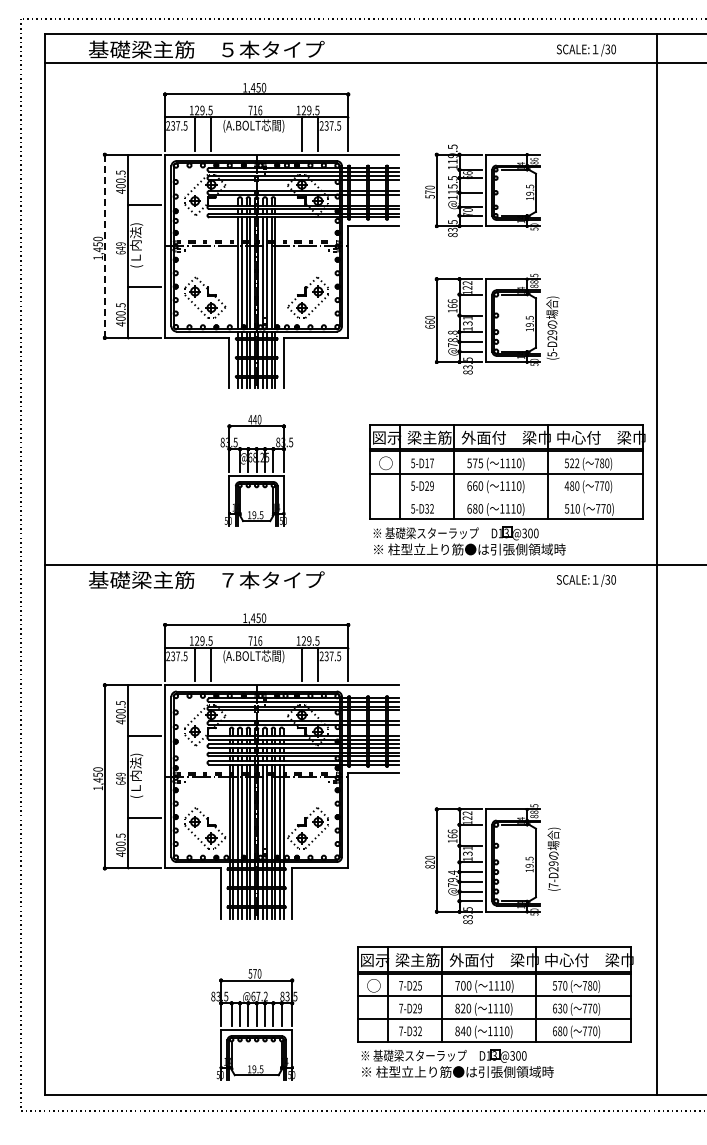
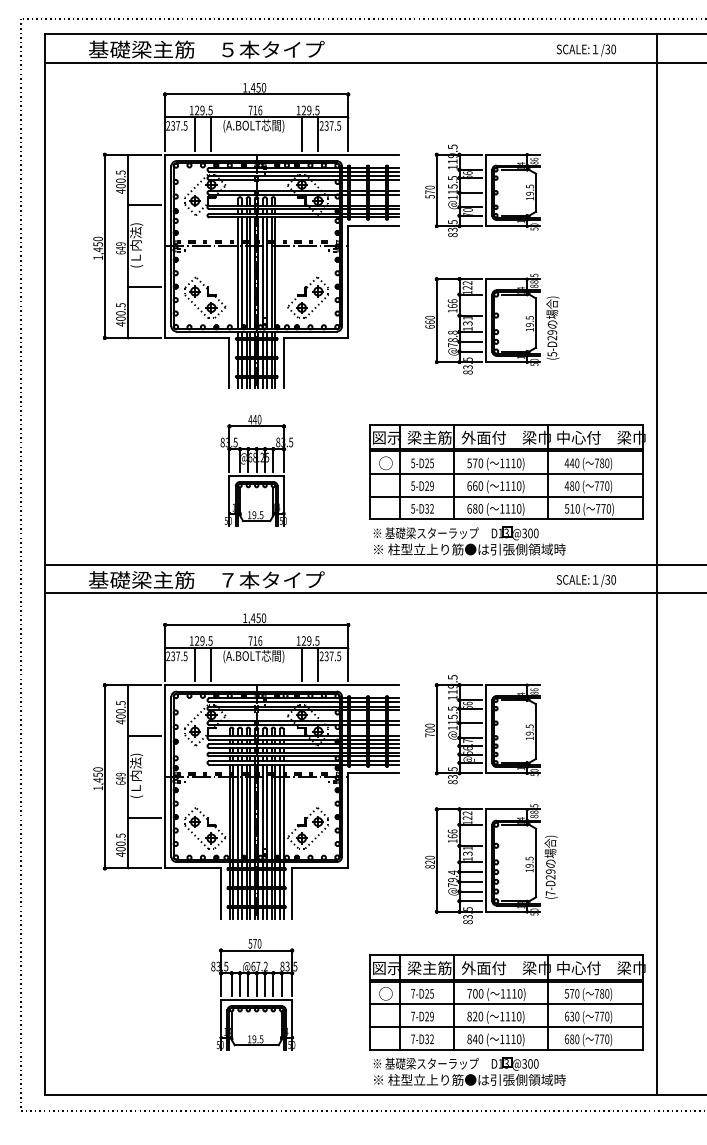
line: dashed -> solid (104, 246)
text: 575 -> 570 (480, 462)
text: 5-D17 -> 5-D25 (429, 463)
text: 522 -> 440 (571, 463)
line: none -> present (506, 496)
line: none -> present (373, 593)
part: none -> present (482, 729)
text position: (553, 858) -> (550, 866) (550, 866)
part position: (495, 1011) -> (507, 1019) (507, 1019)
part position: (254, 1024) -> (254, 994) (254, 994)
